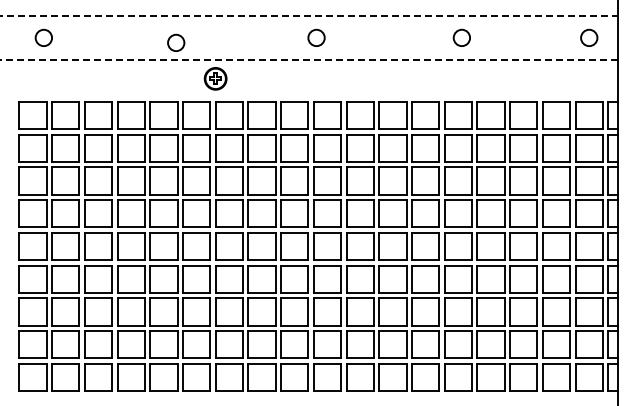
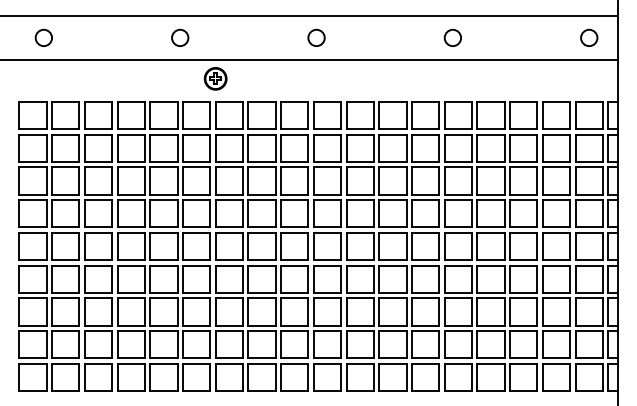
line: dashed -> solid (308, 16)
circle position: (461, 37) -> (452, 37) (452, 37)
circle position: (176, 42) -> (180, 37) (180, 37)
line: dashed -> solid (308, 59)
